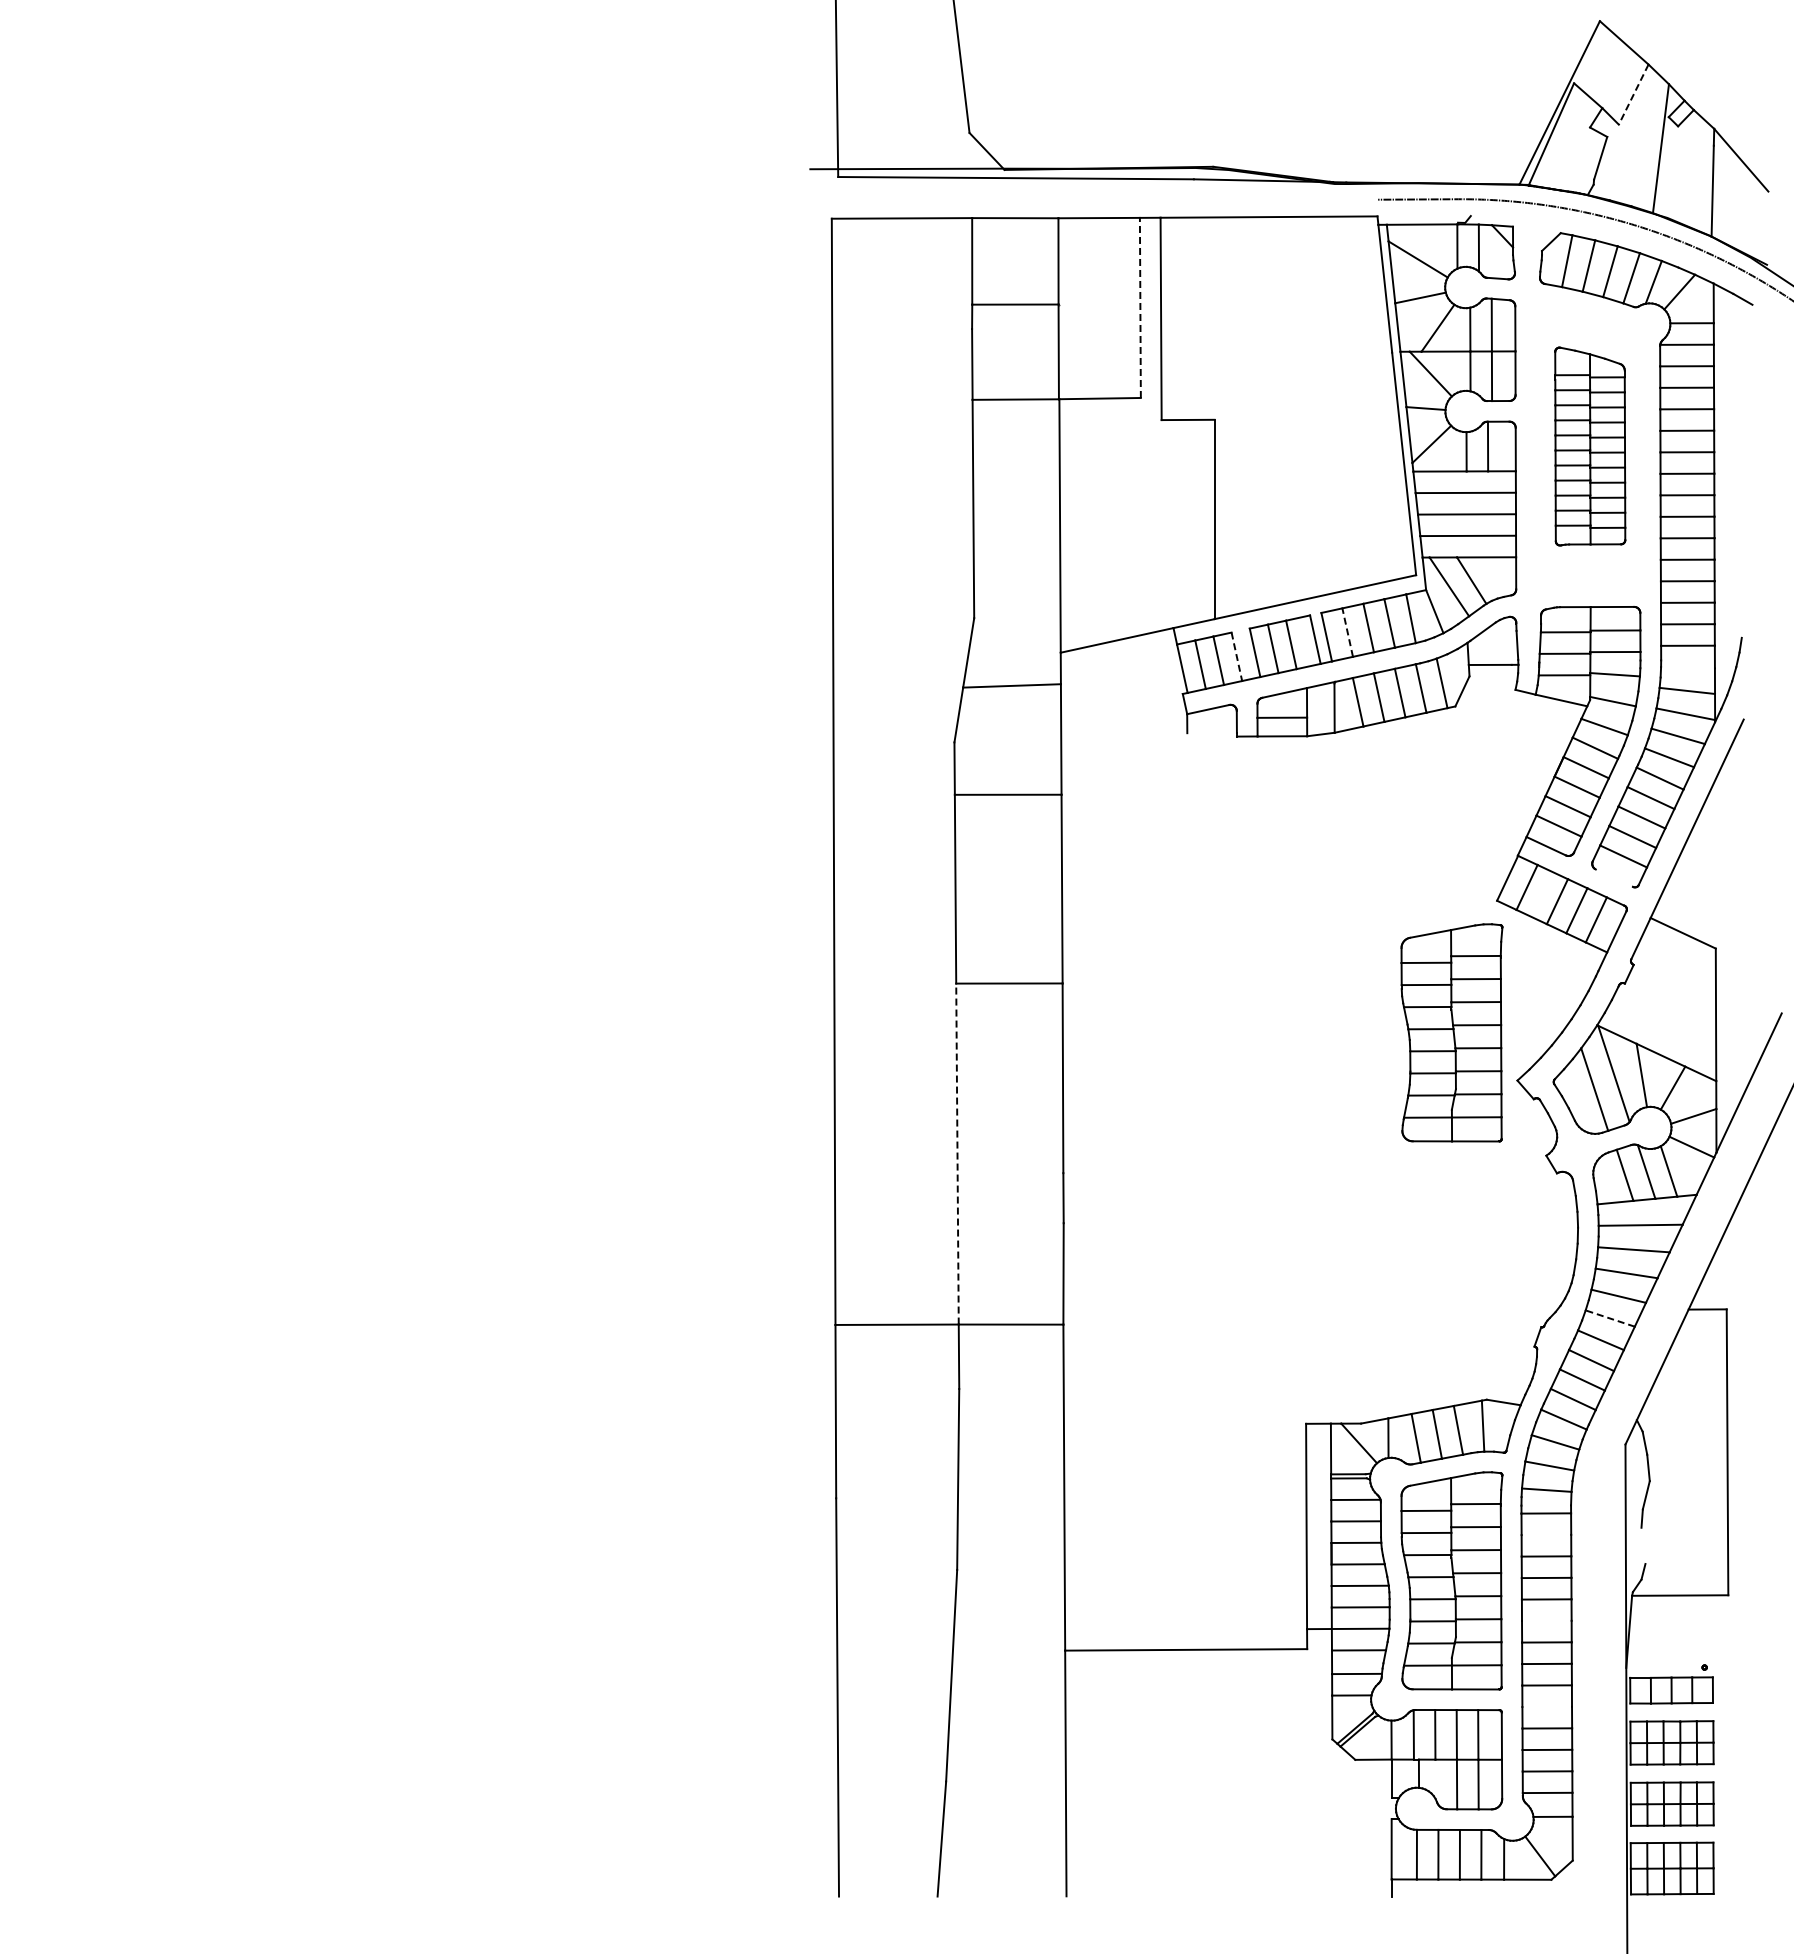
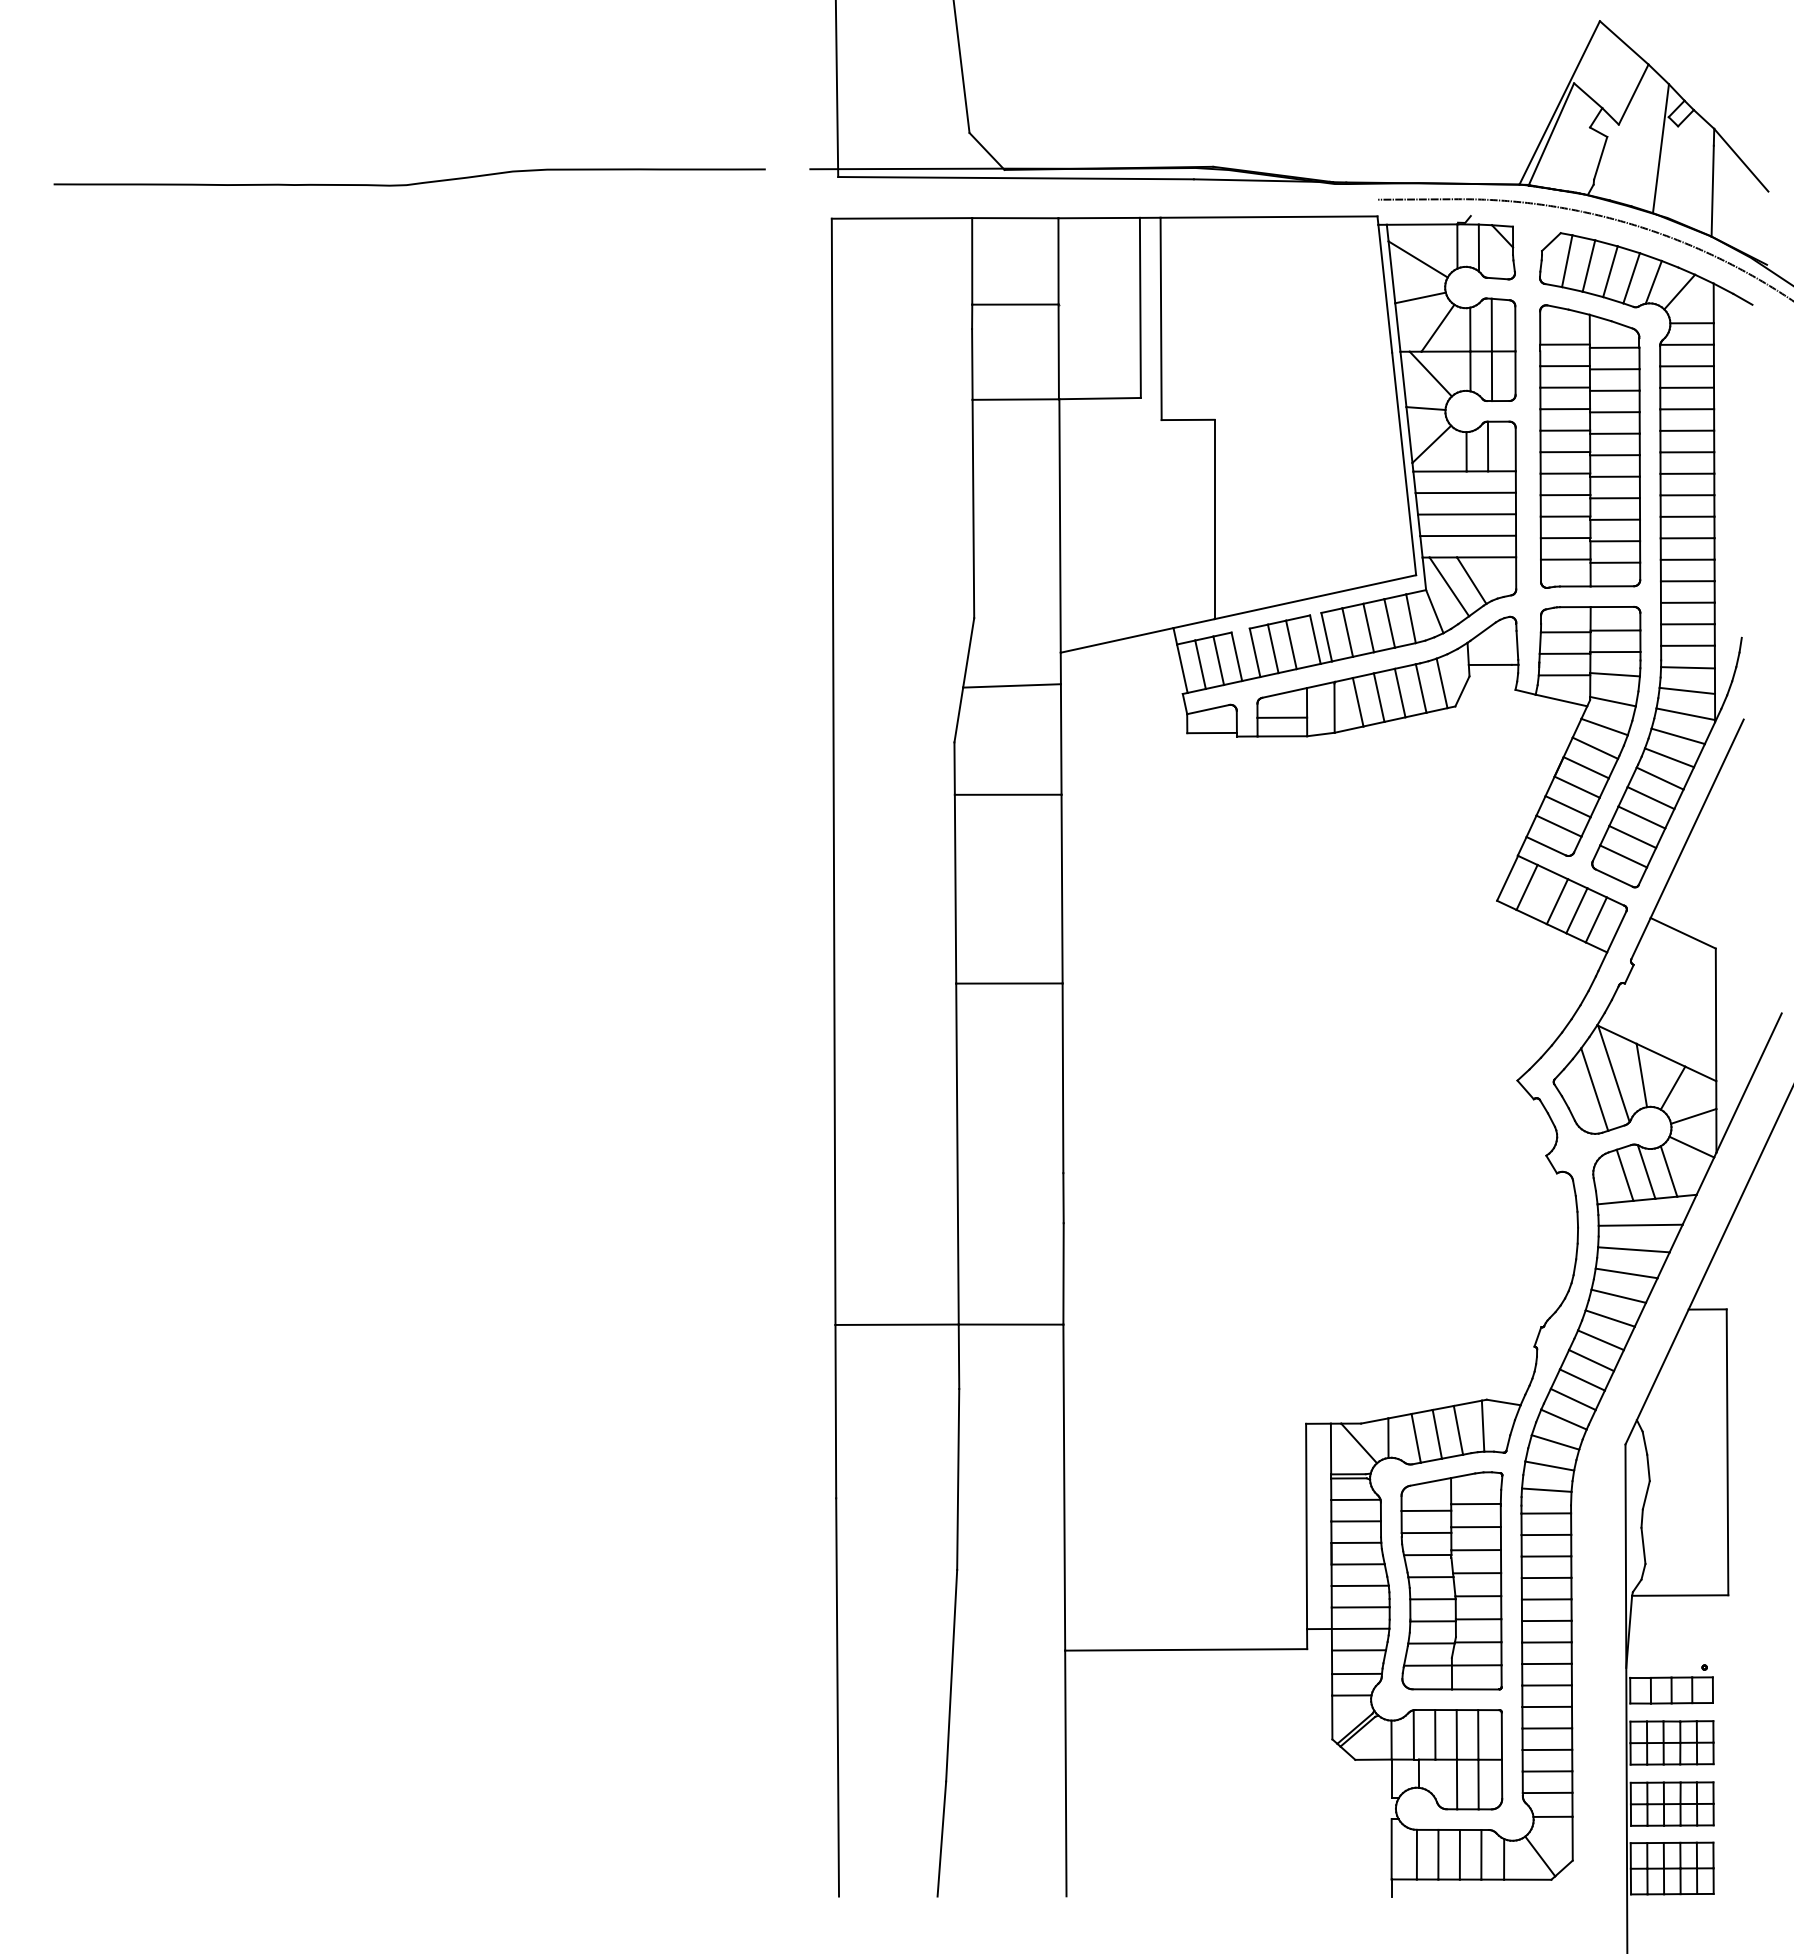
line: dashed -> solid (1633, 94)
curve: none -> present (409, 183)
line: dashed -> solid (1140, 307)
part size: 73x201 px -> 103x285 px (1590, 446)
line: dashed -> solid (1347, 632)
line: dashed -> solid (1236, 656)
line: none -> present (1687, 667)
line: none -> present (1211, 732)
line: none -> present (1613, 877)
part: present -> none (1451, 1032)
line: dashed -> solid (957, 1153)
line: dashed -> solid (1610, 1318)
line: none -> present (1546, 1534)
line: none -> present (1643, 1545)
line: none -> present (1546, 1620)
line: none -> present (1547, 1706)
